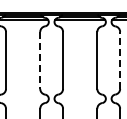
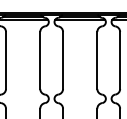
line: dashed -> solid (120, 59)
line: dashed -> solid (40, 60)
